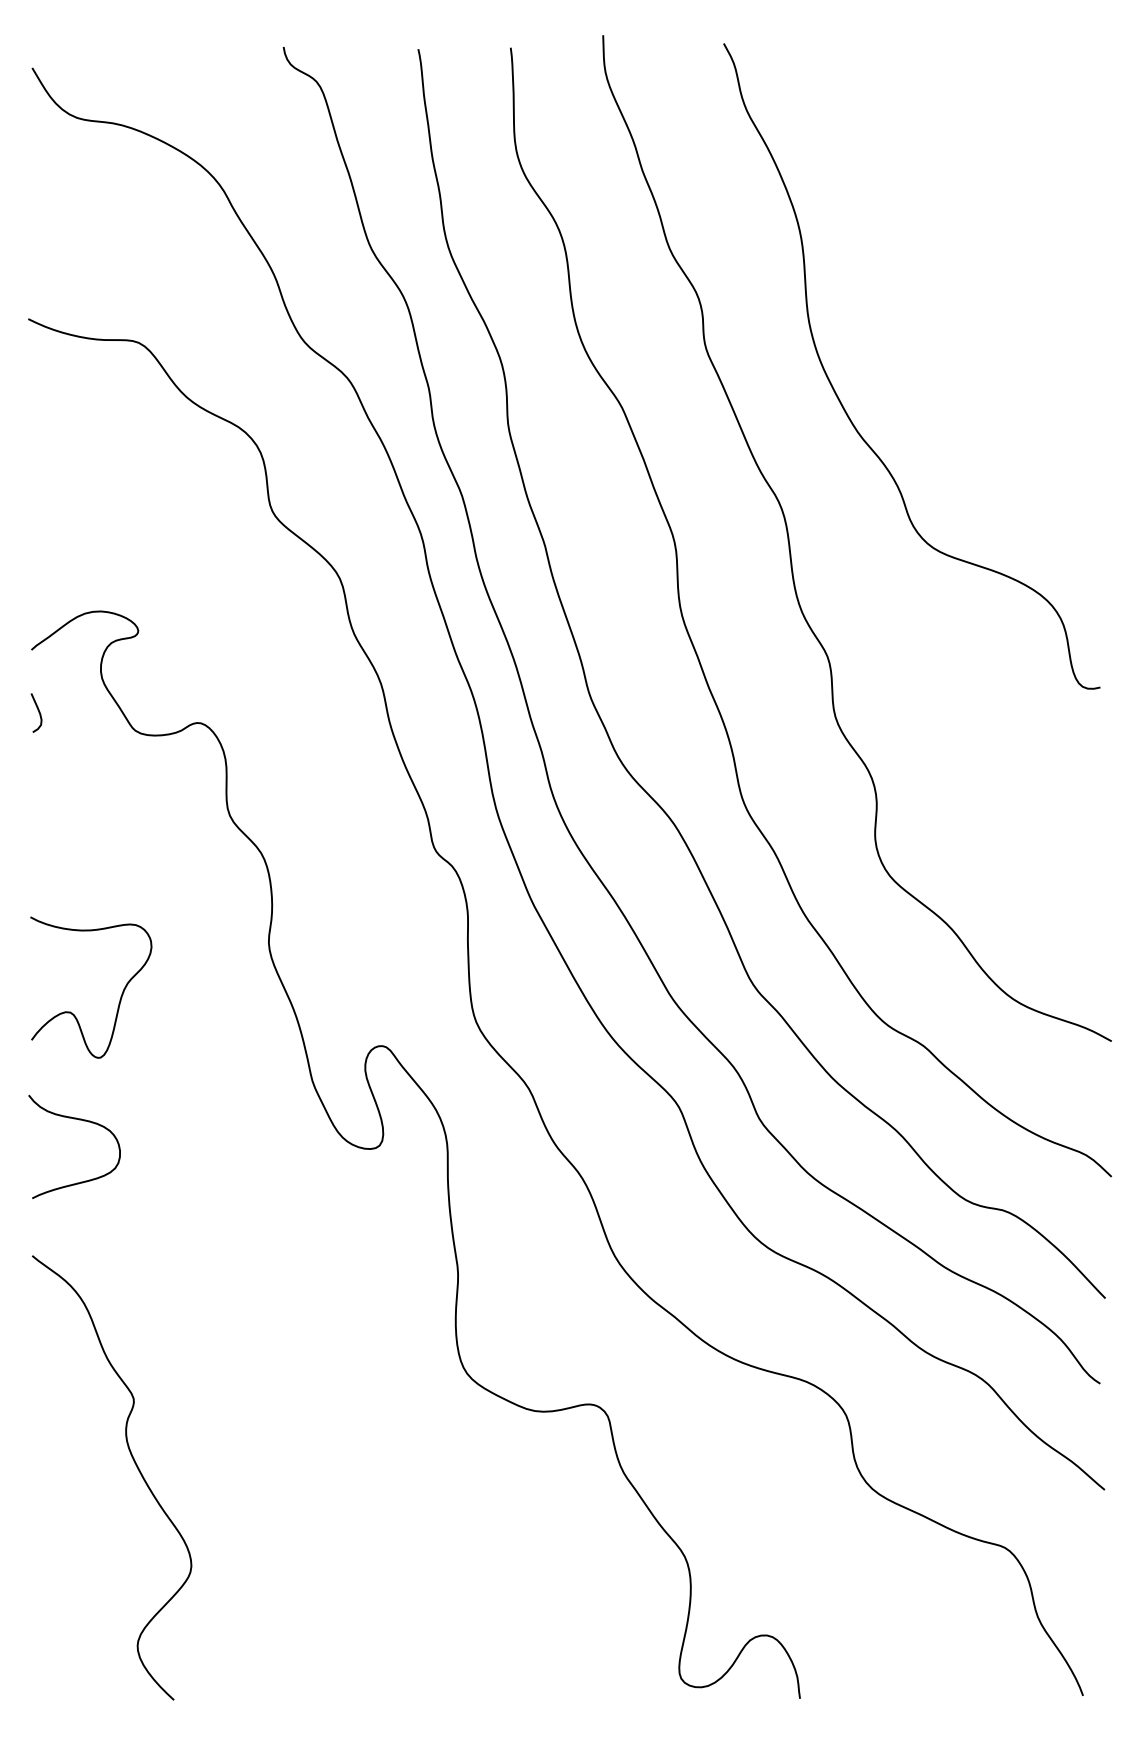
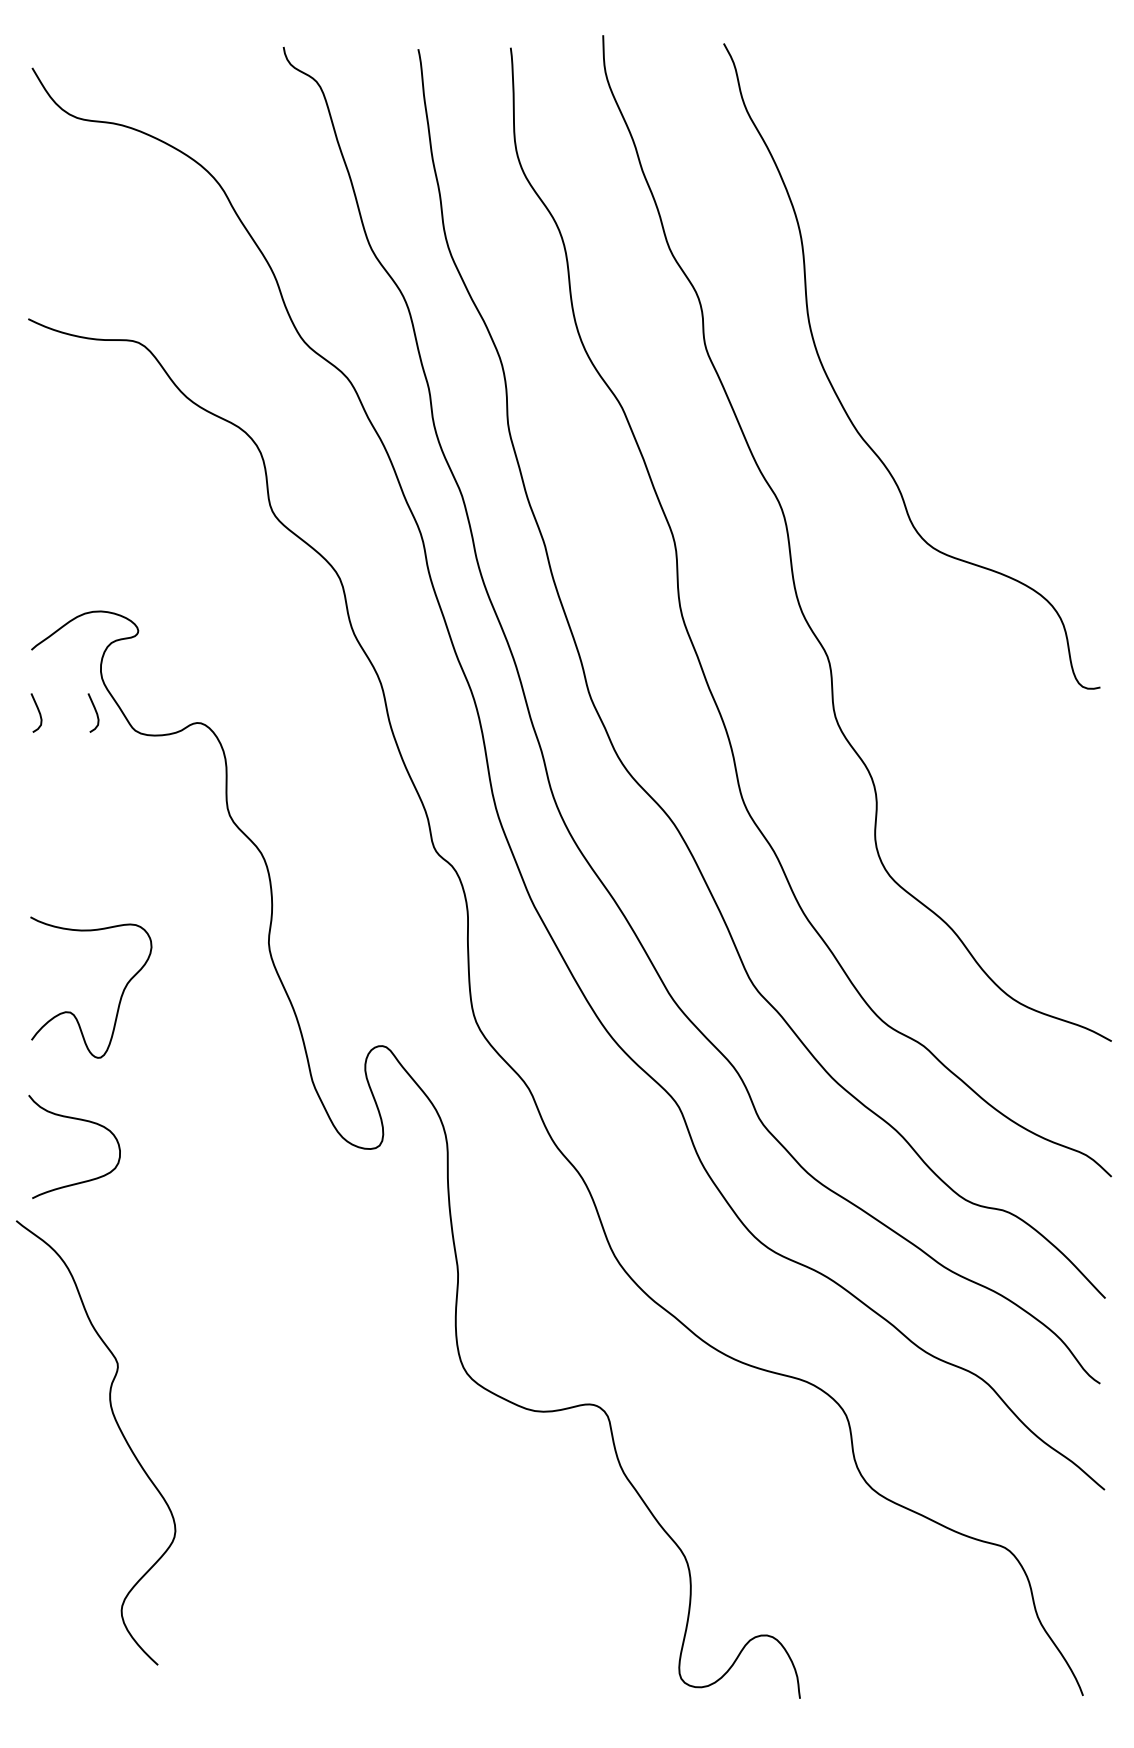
curve: none -> present (95, 712)
curve position: (135, 1465) -> (119, 1430) (119, 1430)
